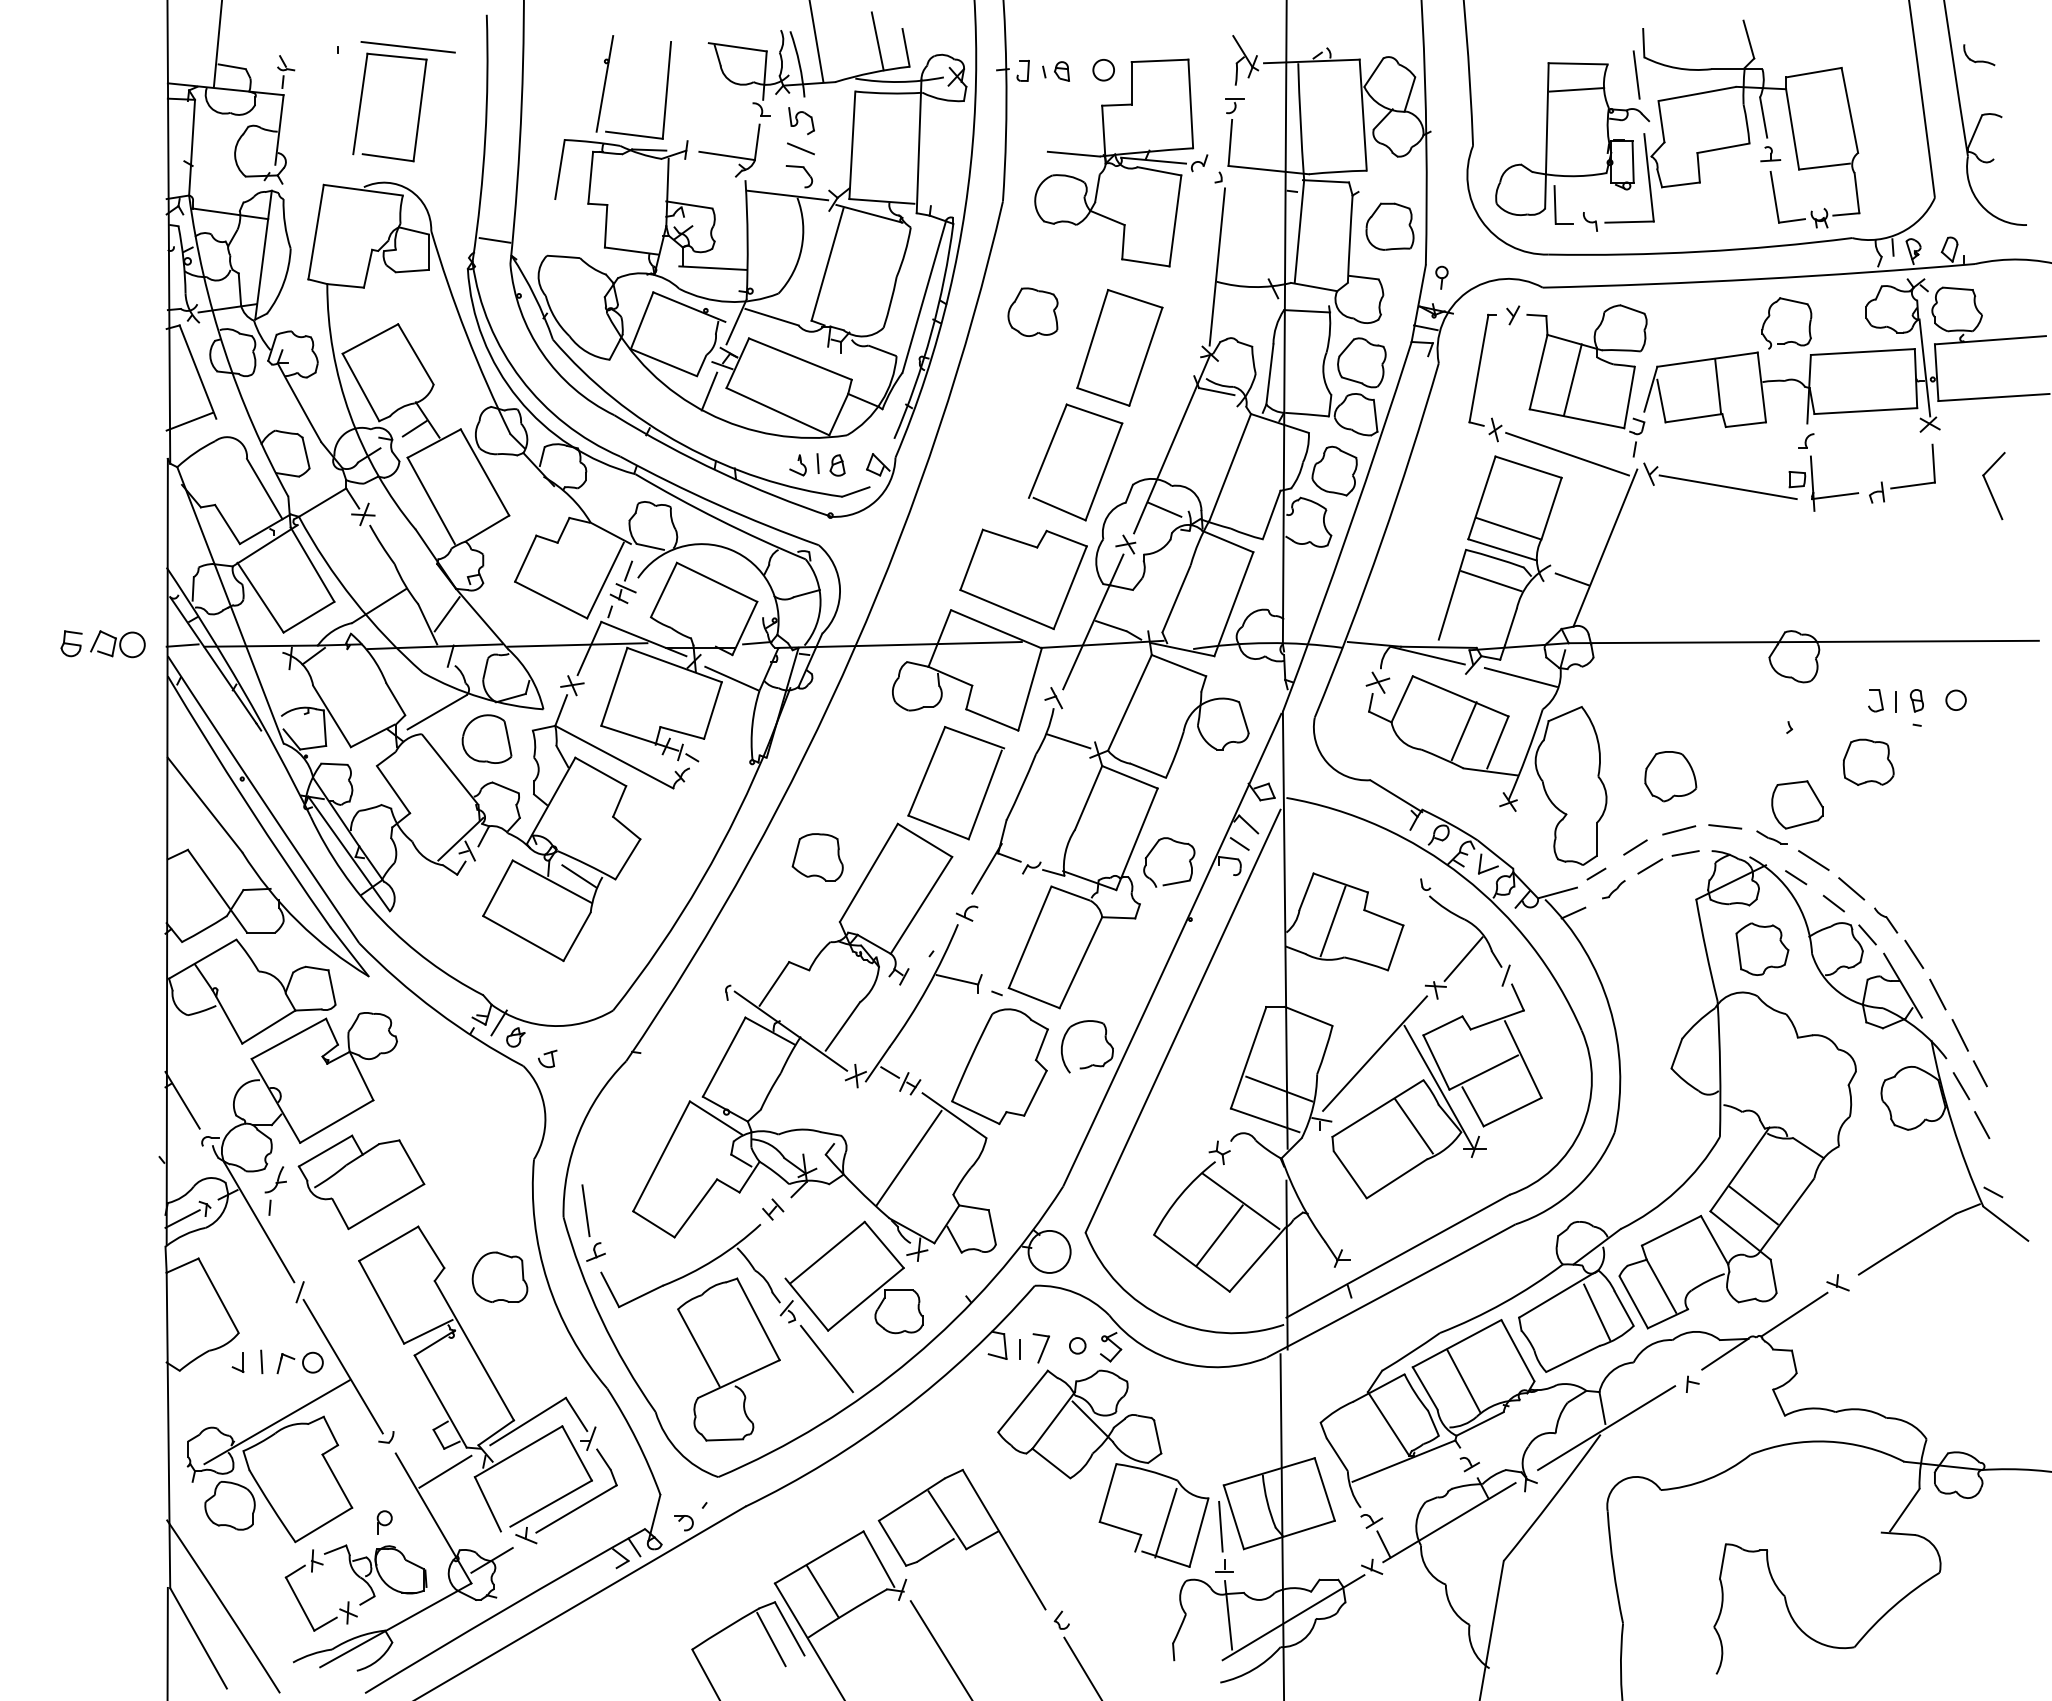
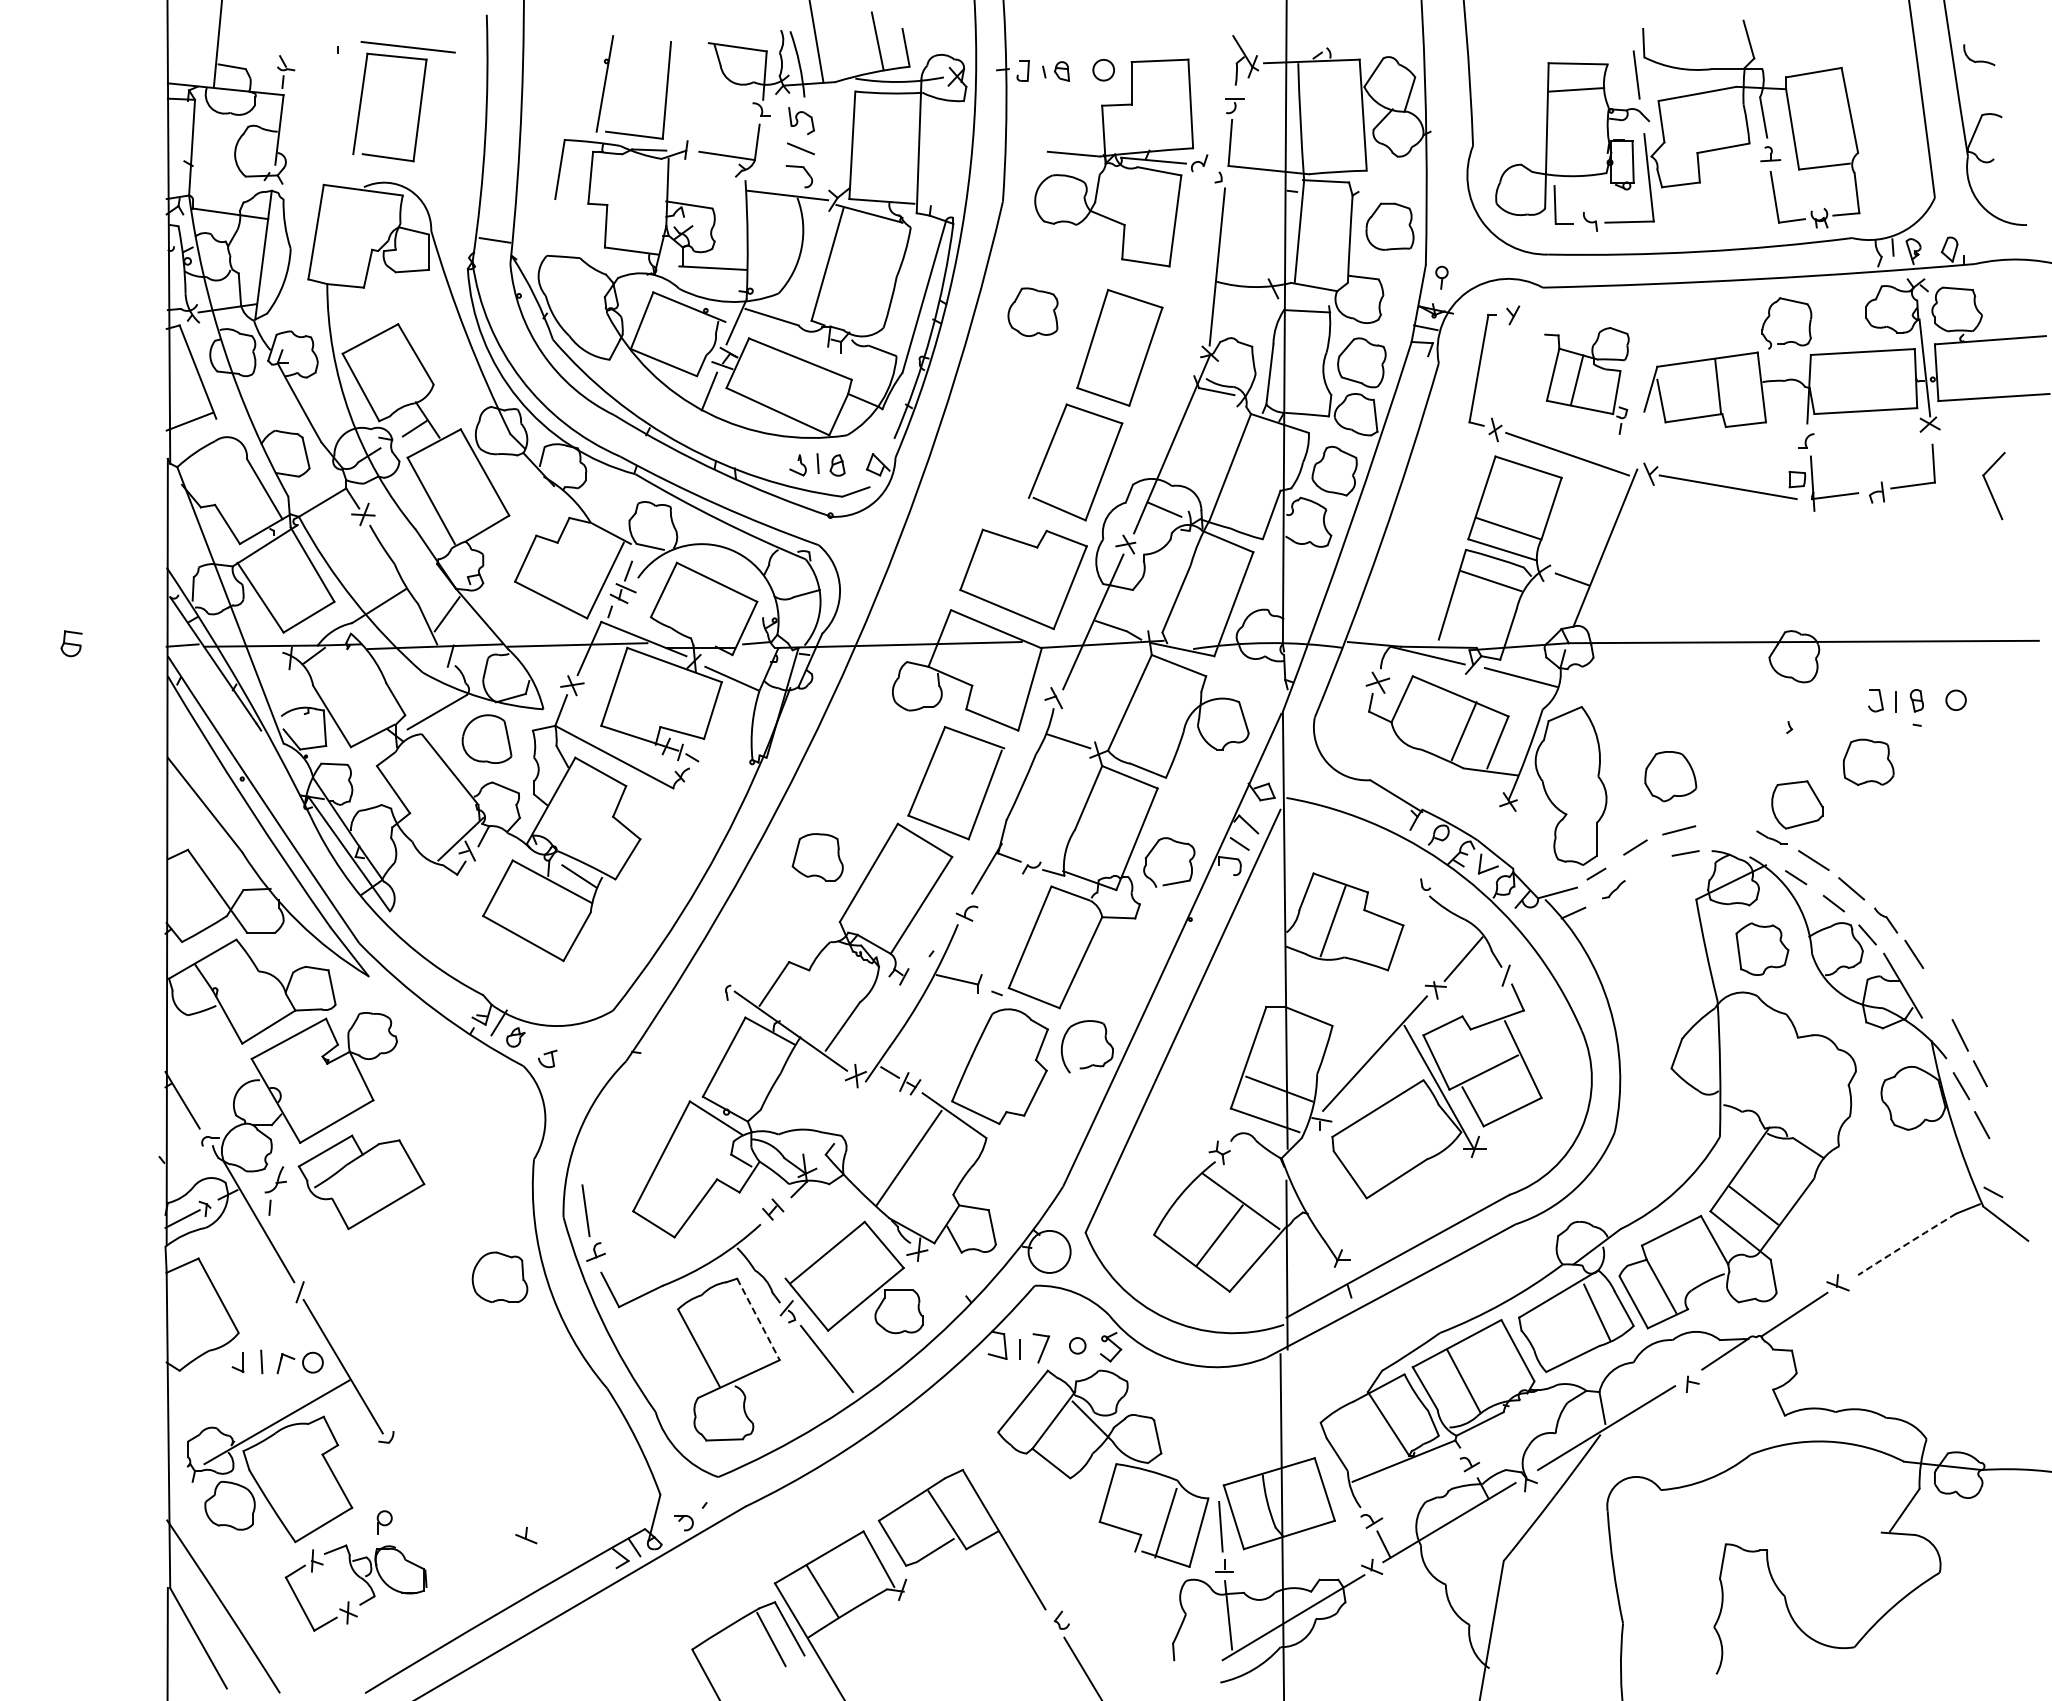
part size: 122x154 px -> 86x108 px (1586, 380)
part: present -> none (117, 644)
line: present -> none (1725, 826)
line: present -> none (1650, 866)
line: present -> none (1937, 994)
line: present -> none (1413, 1126)
arc: solid -> dashed (1906, 1244)
line: solid -> dashed (758, 1319)
part: present -> none (454, 1448)
line: present -> none (940, 1649)
